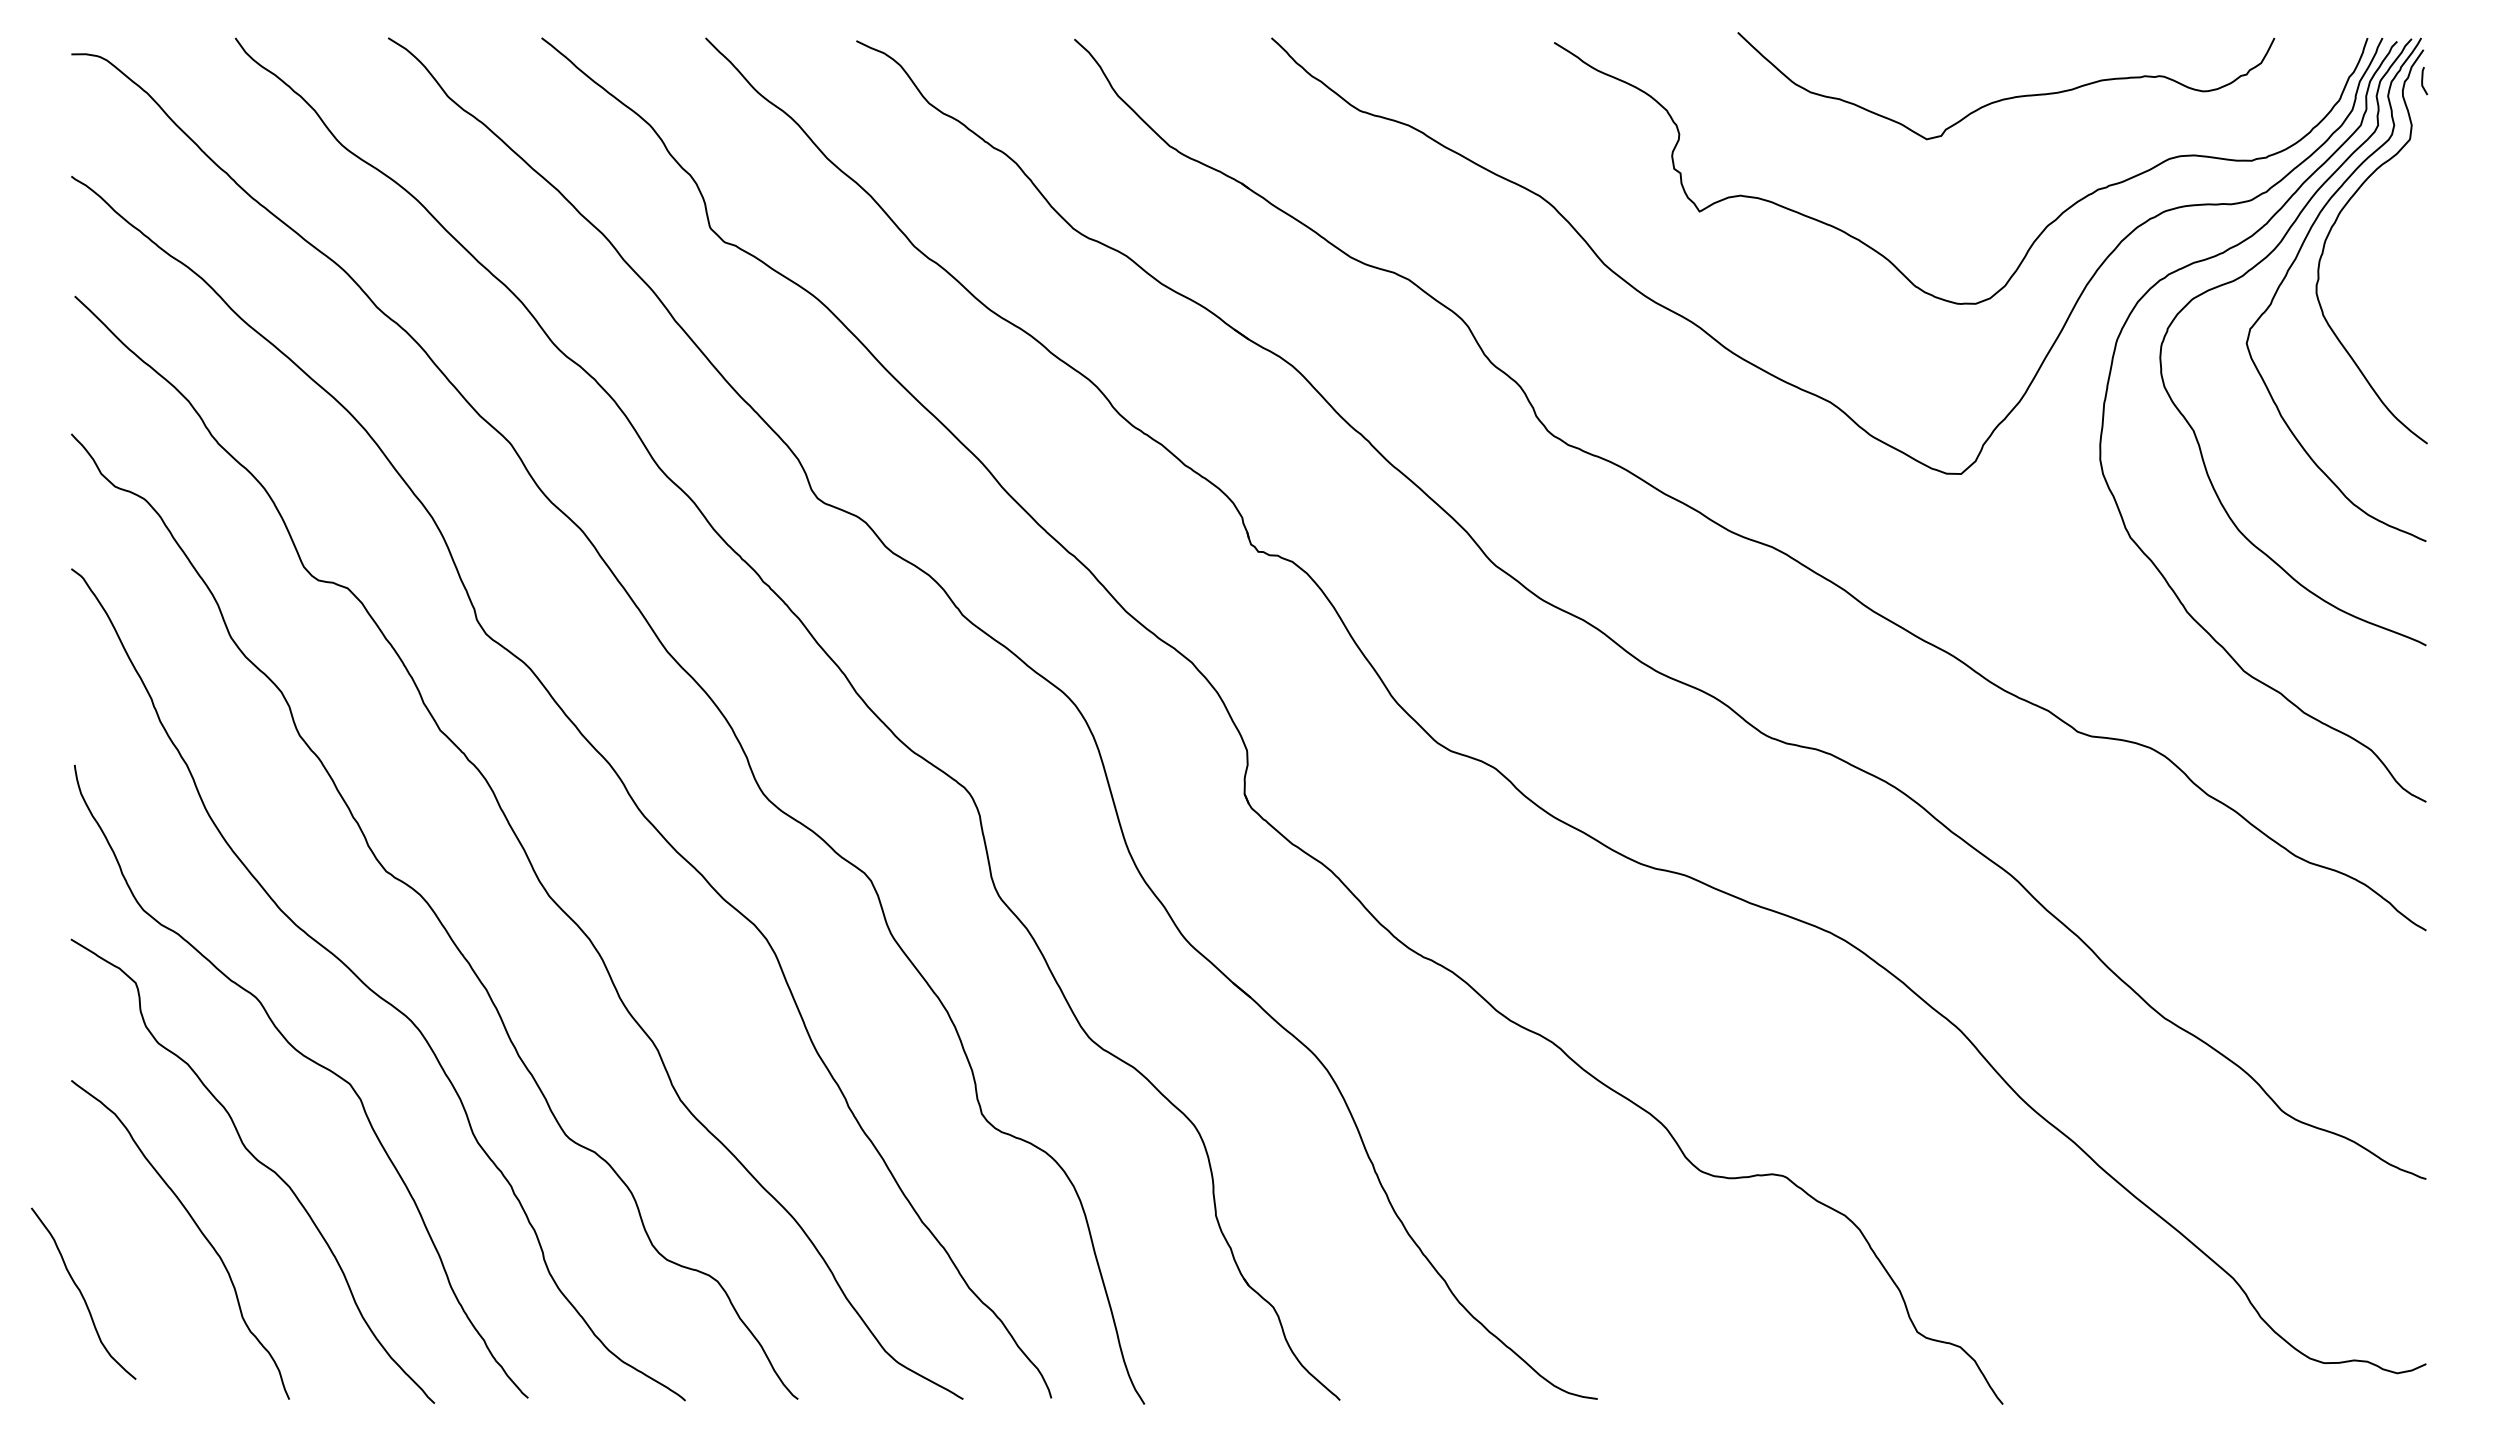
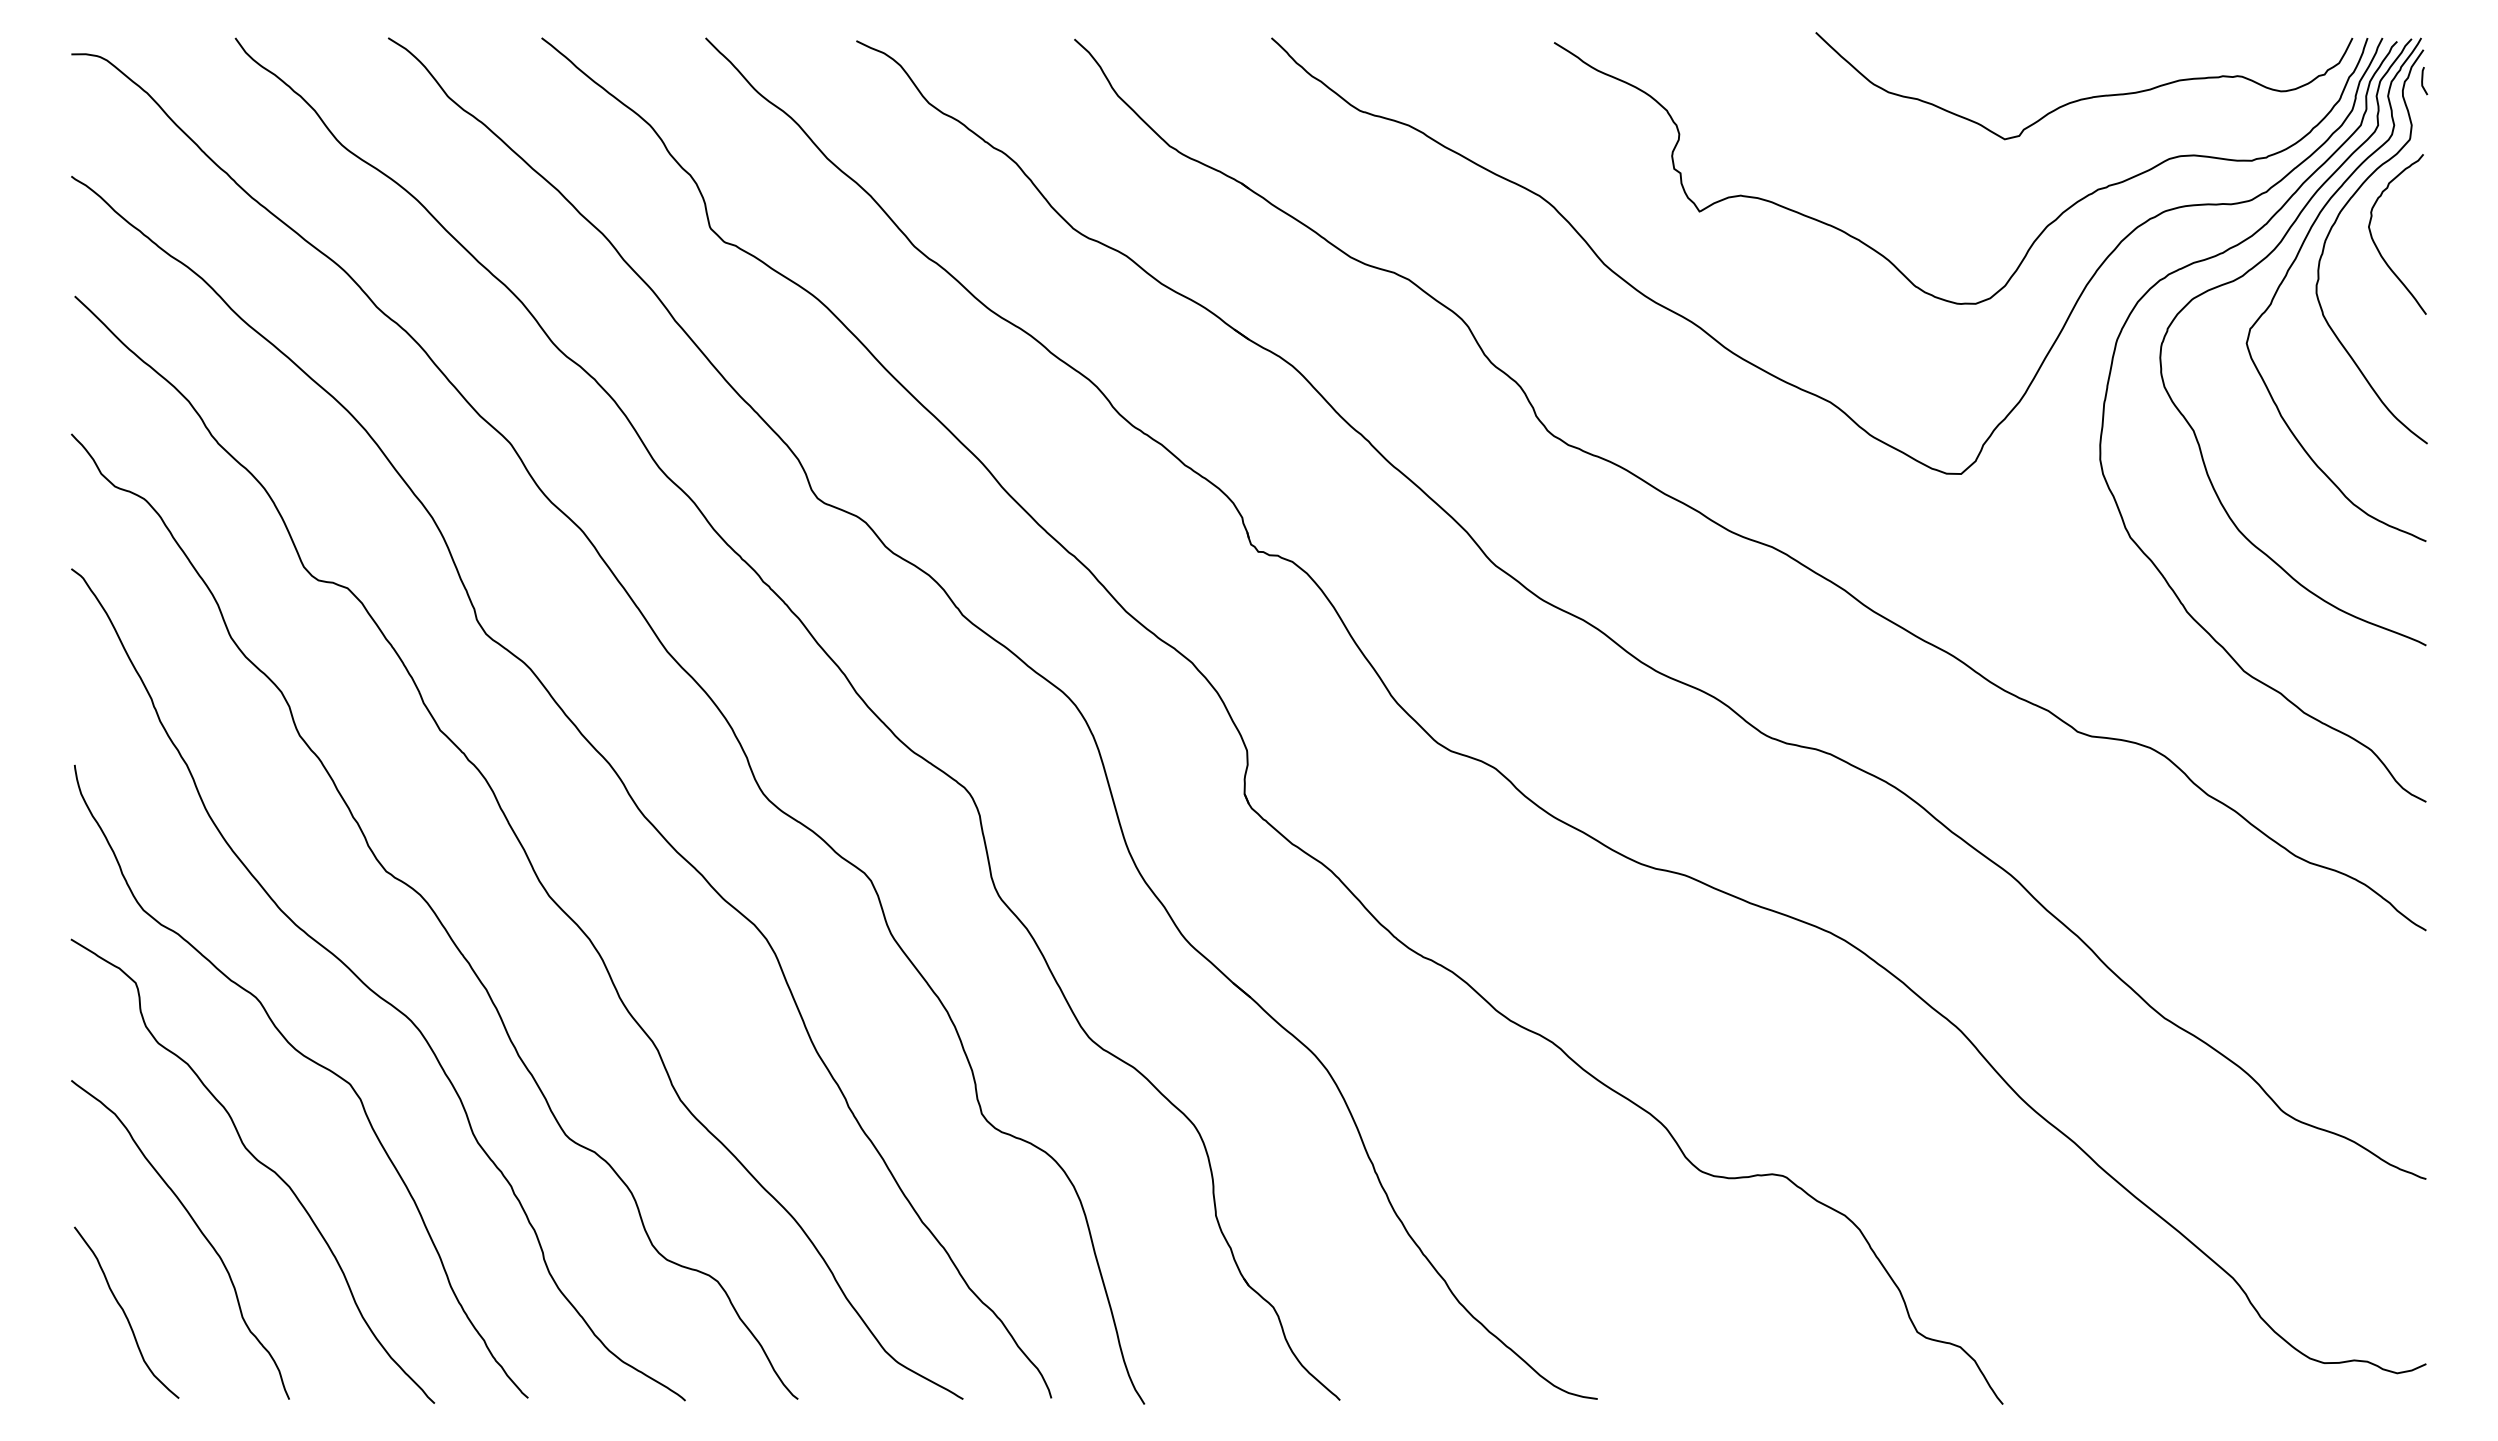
curve position: (2007, 97) -> (2085, 97) (2085, 97)
curve: none -> present (2376, 244)
curve position: (82, 1293) -> (125, 1312) (125, 1312)
